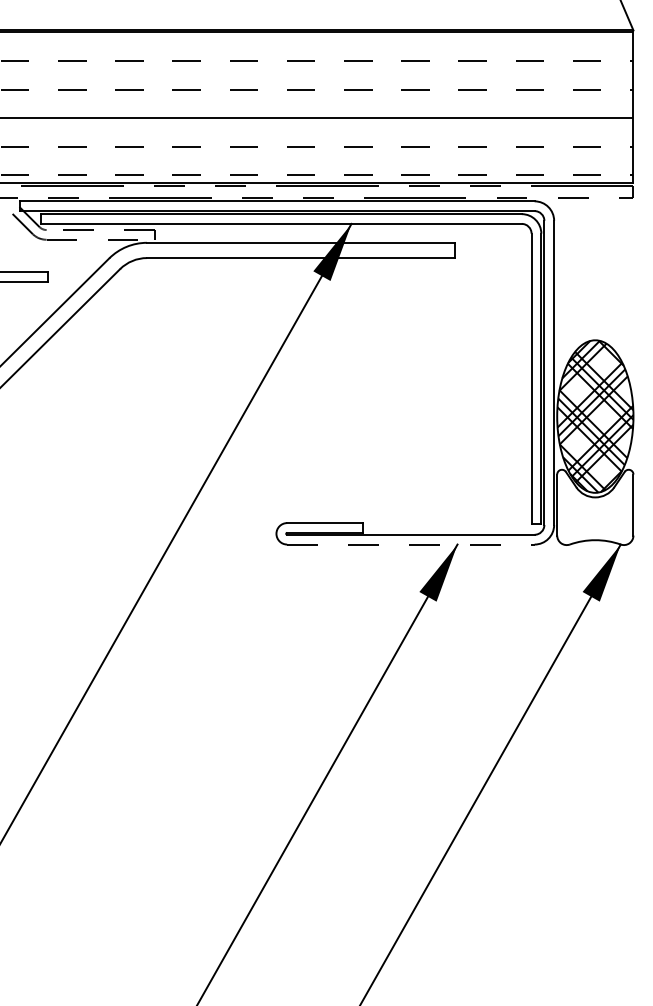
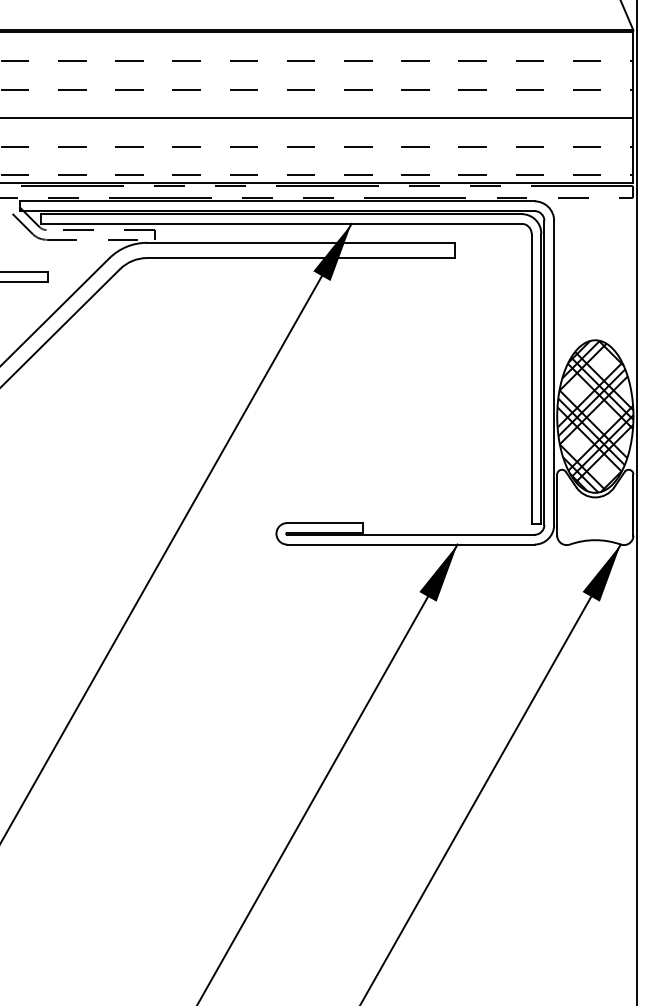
line: none -> present (636, 502)
line: dashed -> solid (410, 544)
